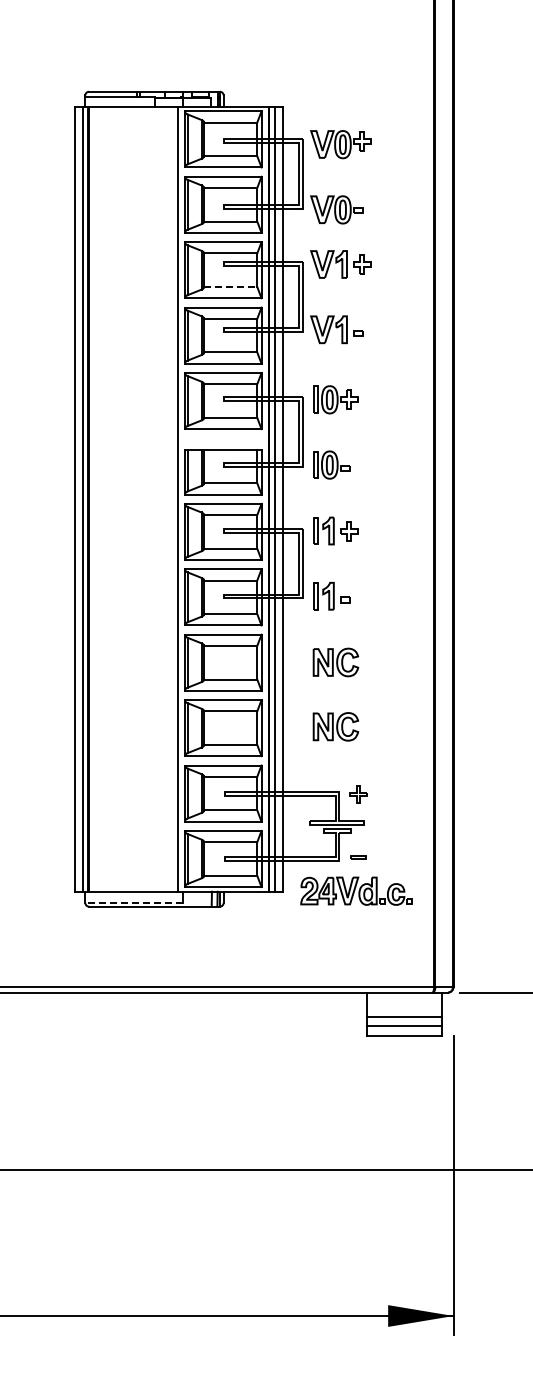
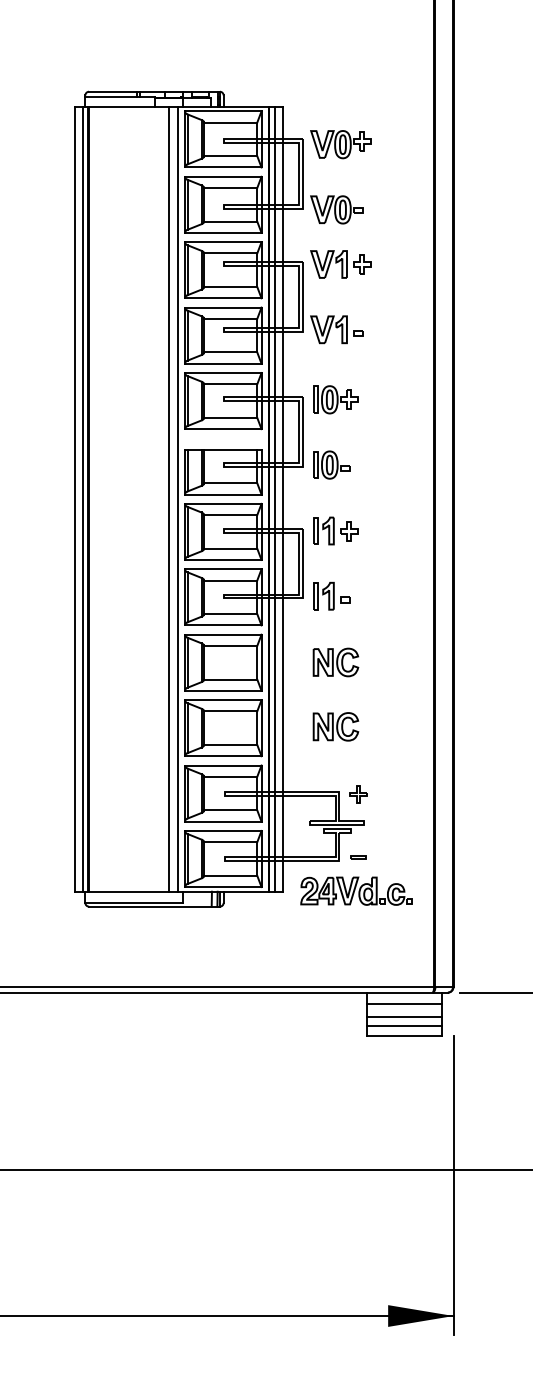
line: dashed -> solid (230, 287)
line: none -> present (168, 498)
line: dashed -> solid (133, 902)
line: none -> present (404, 1003)
